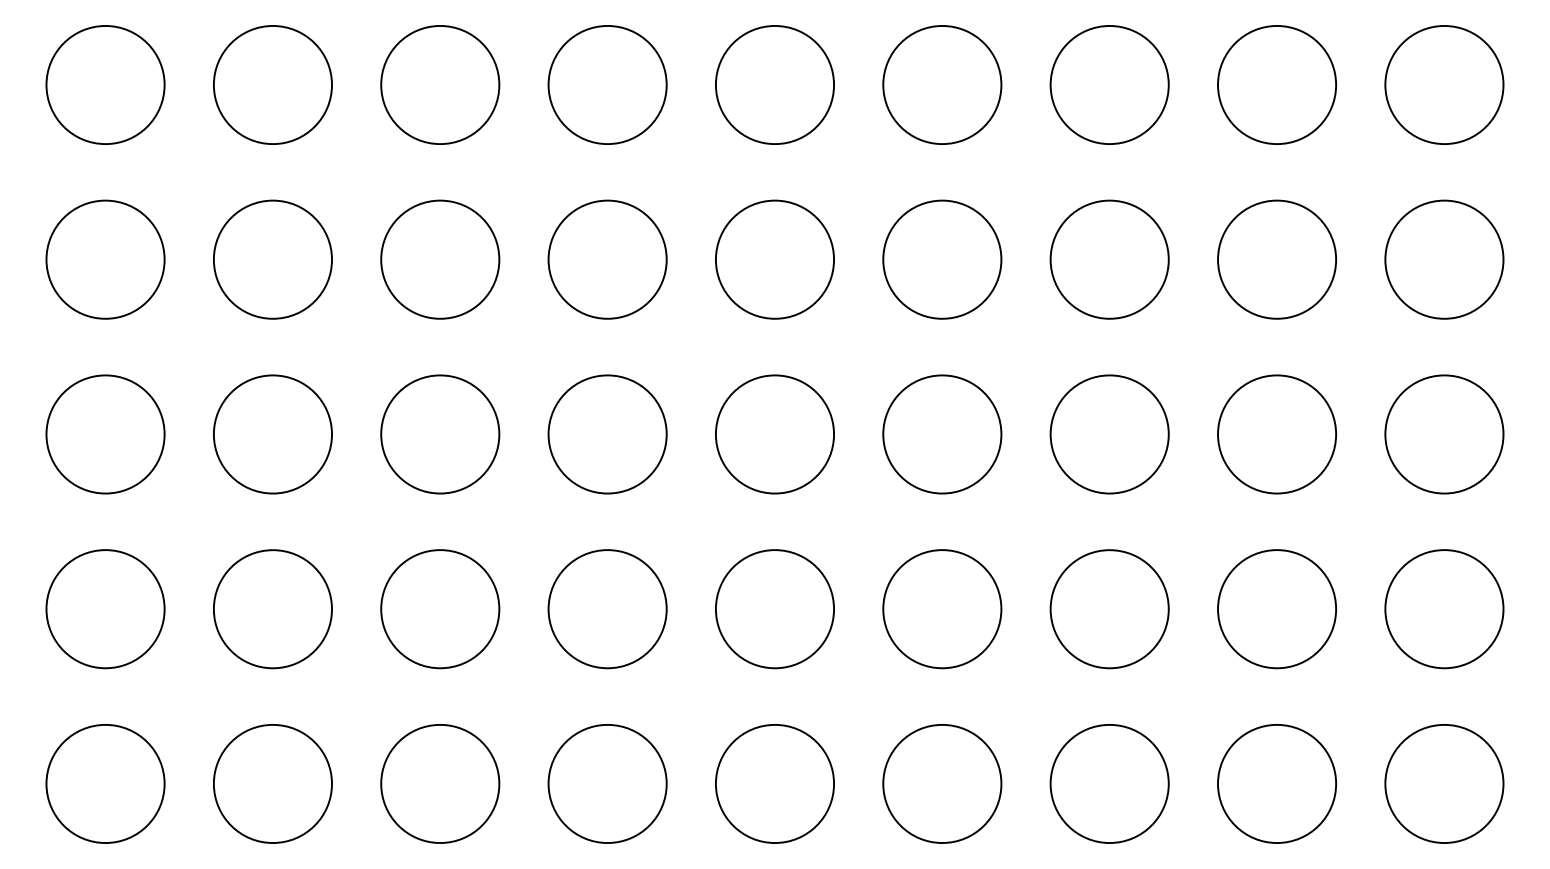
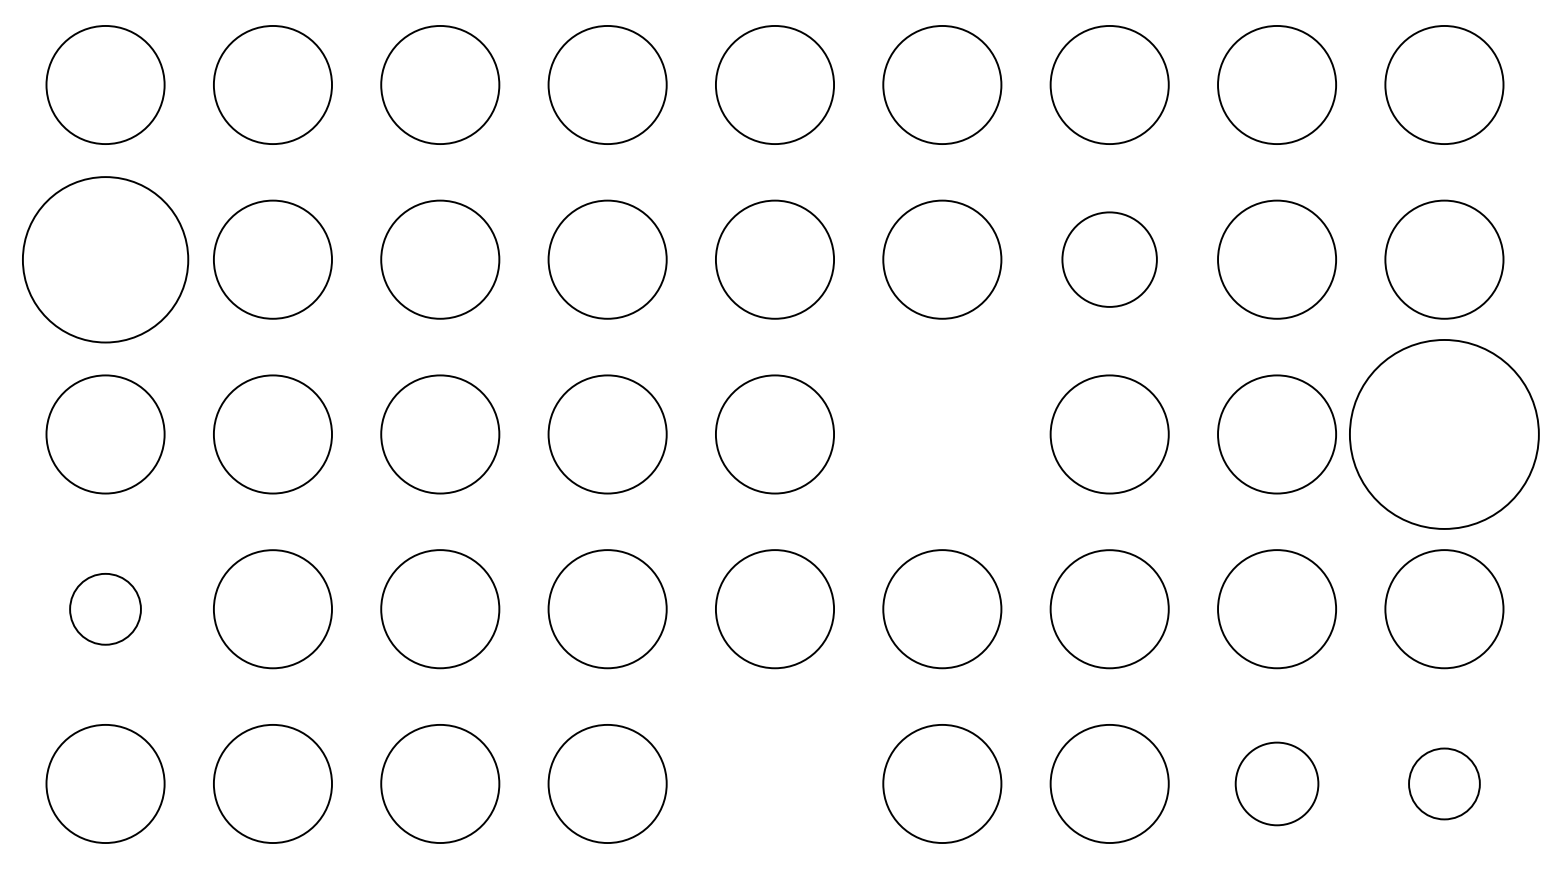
part size: 121x121 px -> 168x168 px (105, 259)
part size: 121x121 px -> 97x97 px (1109, 259)
part: present -> none (942, 434)
part size: 121x121 px -> 191x191 px (1444, 434)
part size: 121x121 px -> 73x73 px (105, 609)
part: present -> none (774, 783)
part size: 120x120 px -> 86x86 px (1276, 783)
part size: 121x120 px -> 73x74 px (1444, 783)
